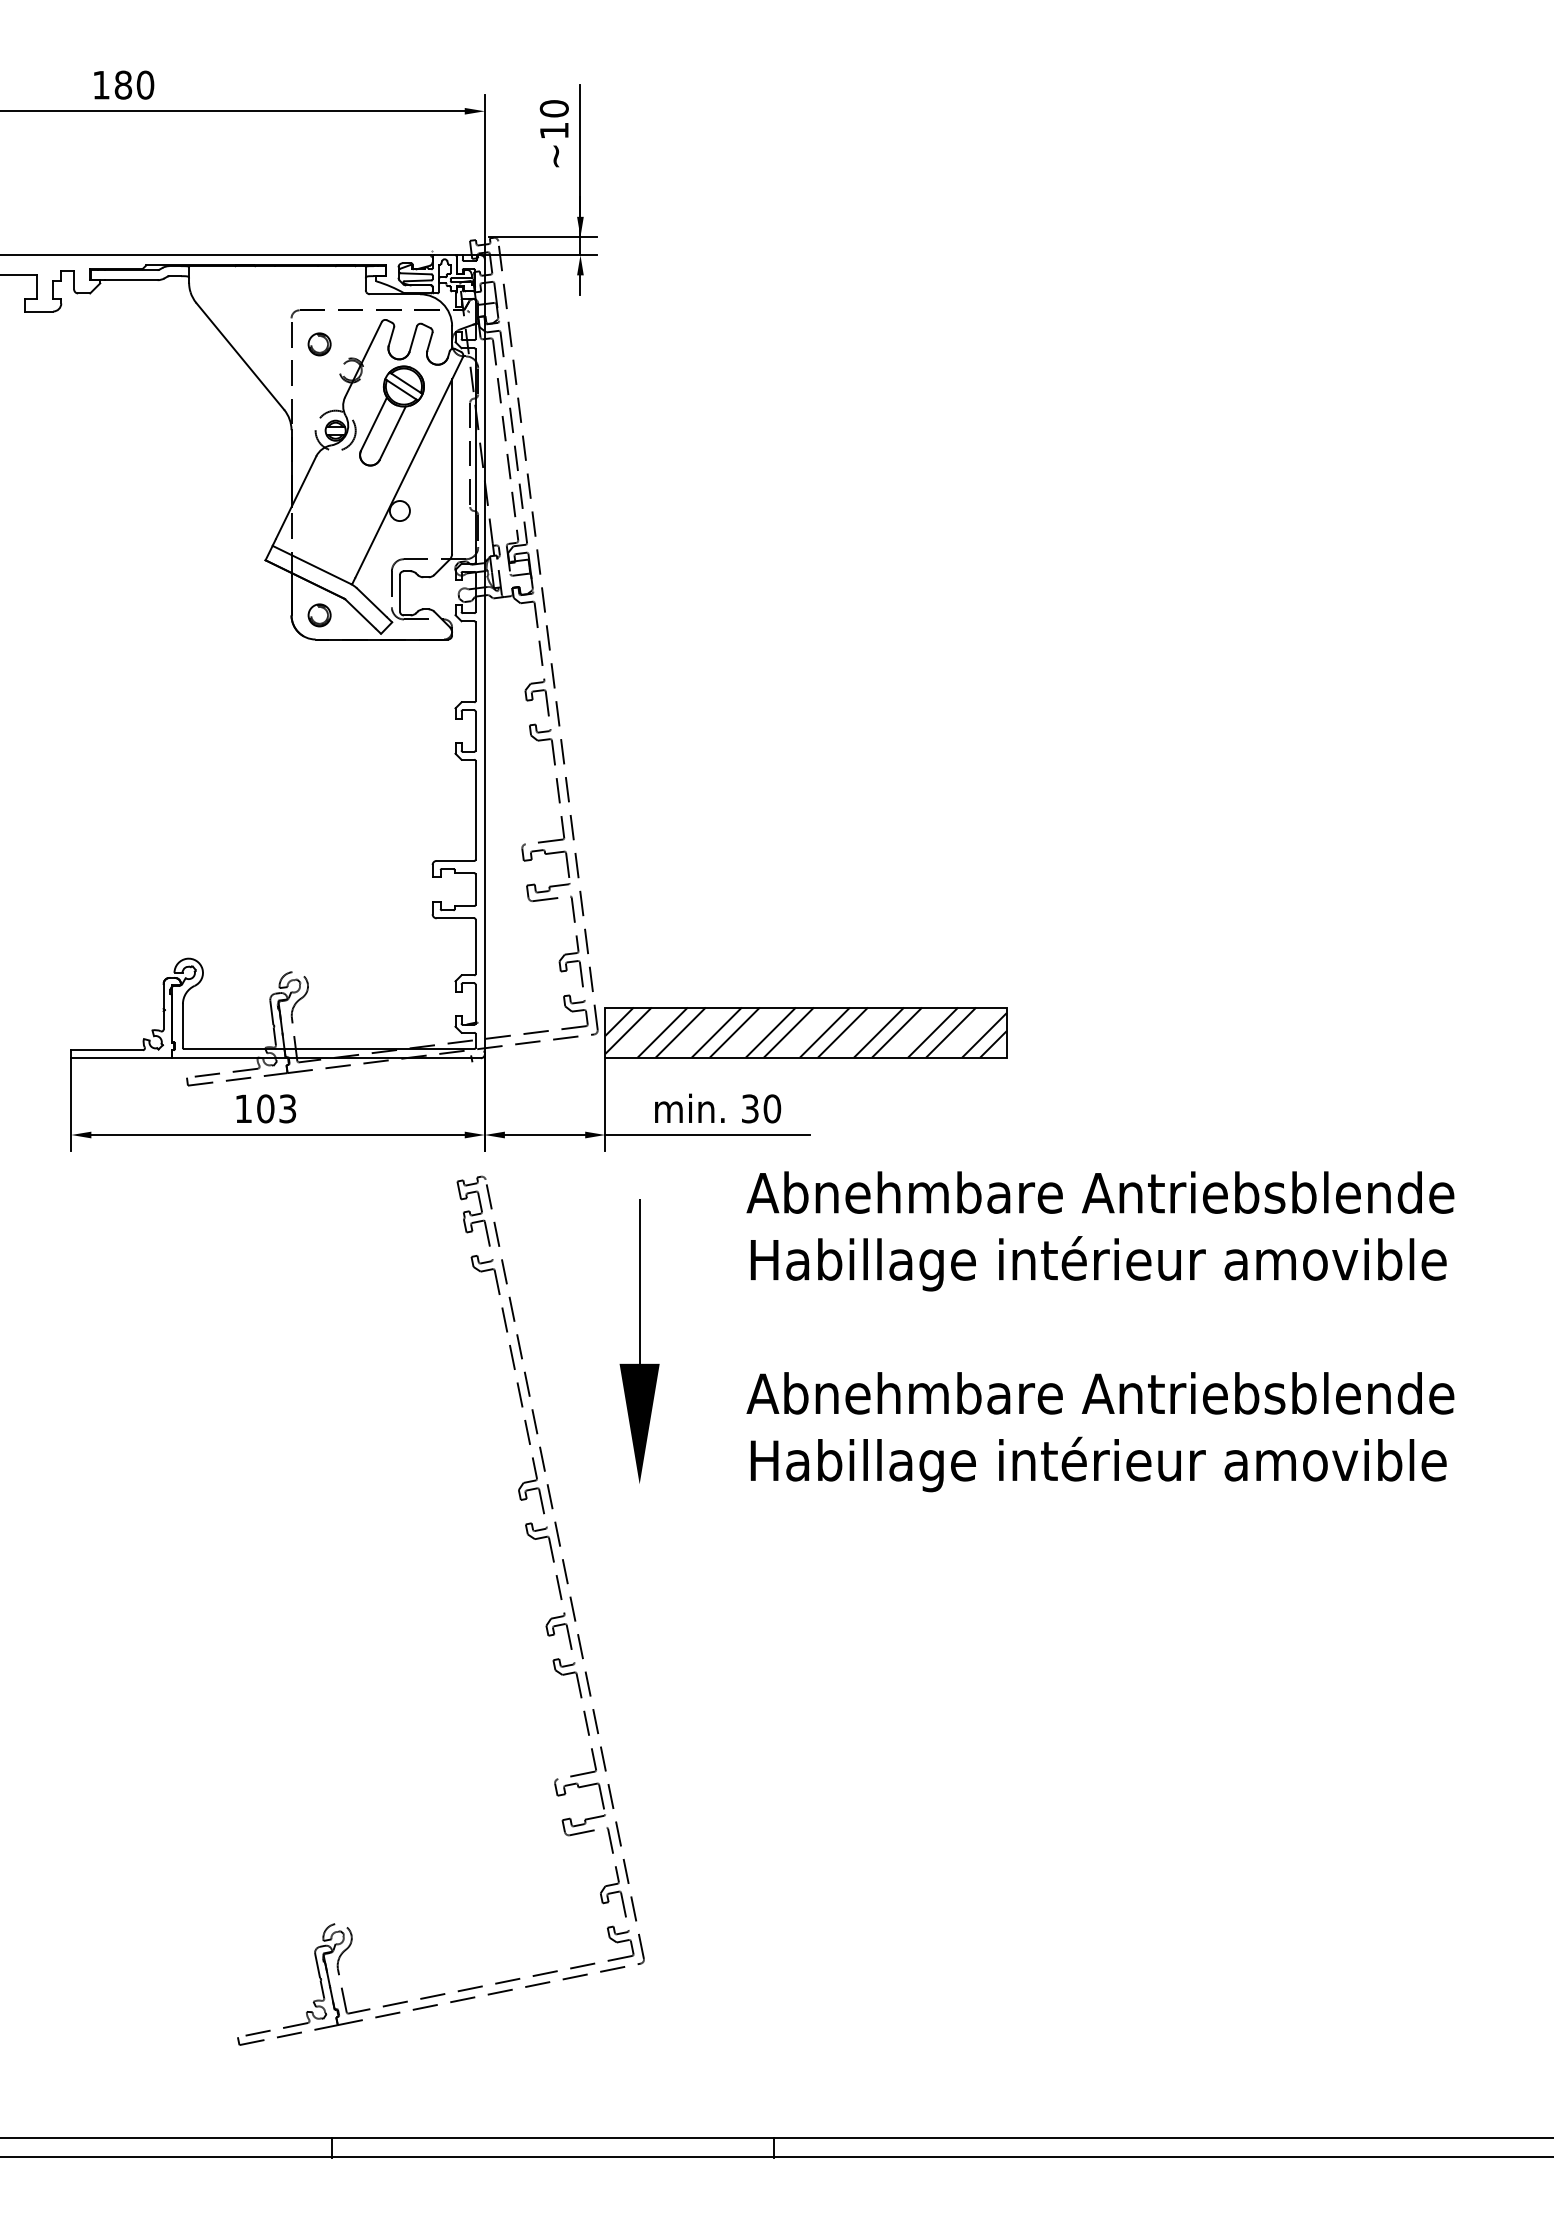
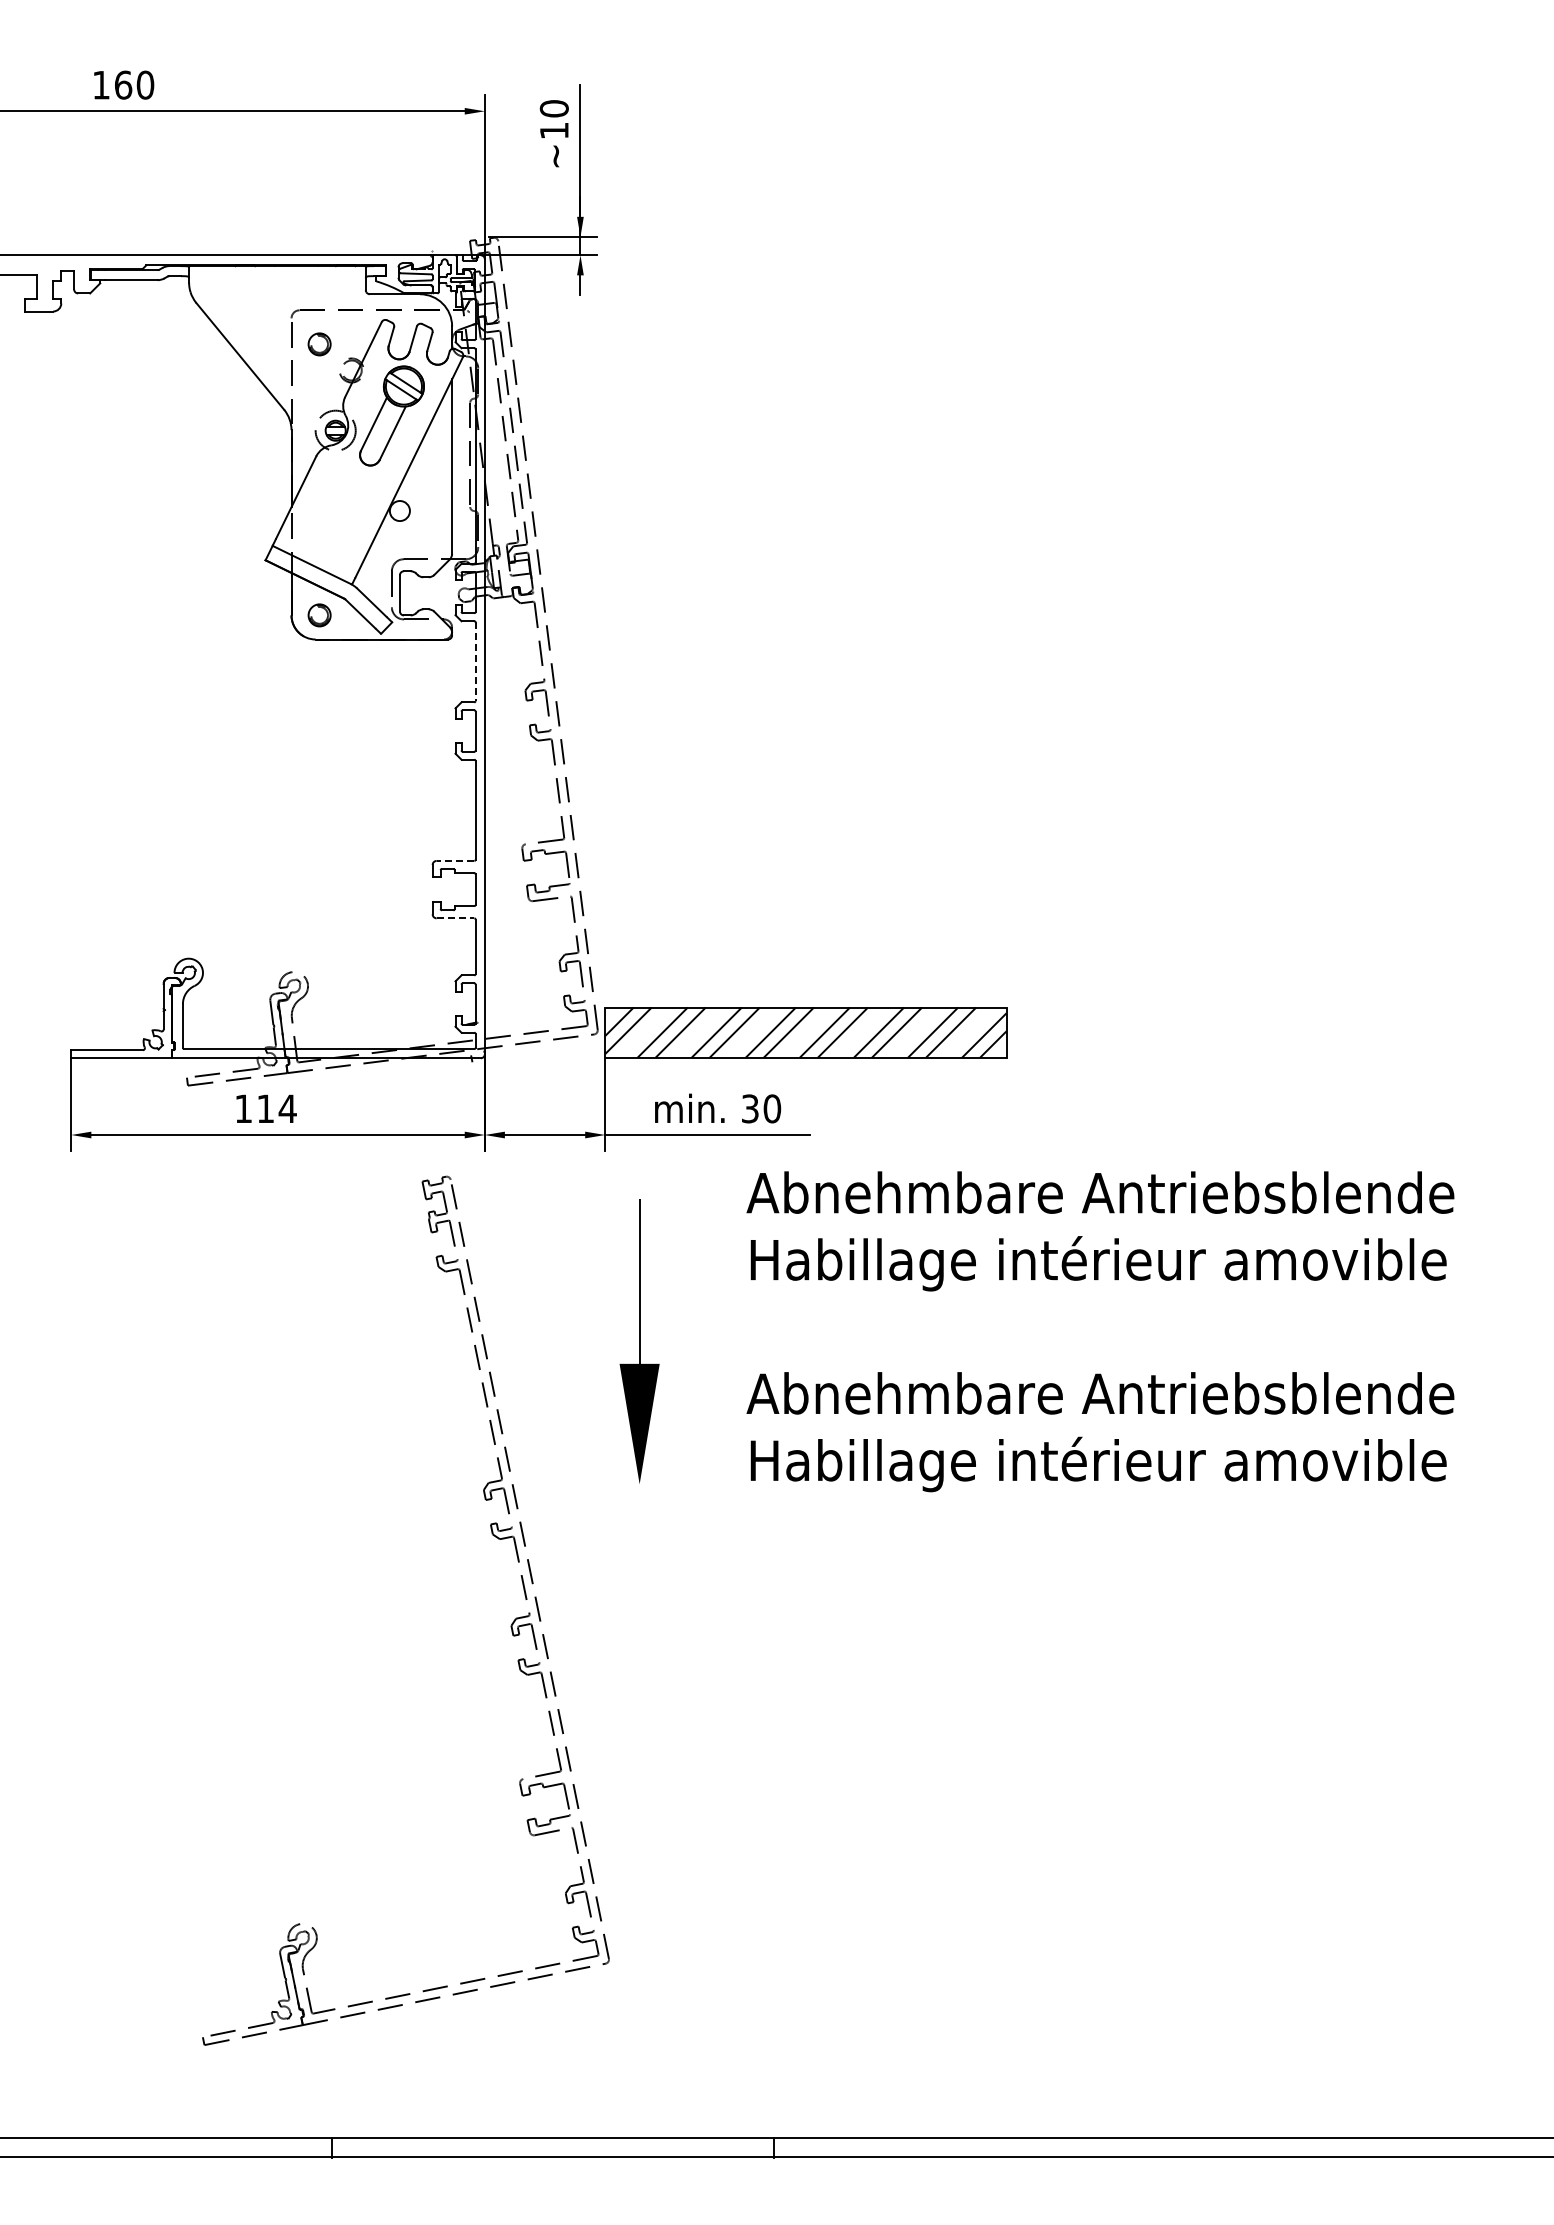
text: 180 -> 160 (123, 84)
line: solid -> dashed (475, 662)
line: solid -> dashed (455, 860)
line: solid -> dashed (455, 918)
text: 103 -> 114 (276, 1108)
part position: (545, 1625) -> (510, 1625) (510, 1625)
